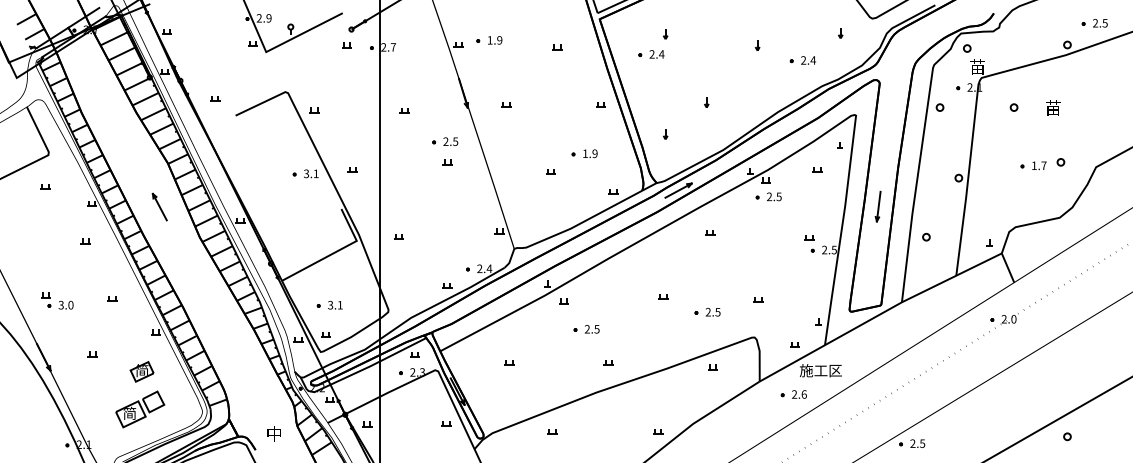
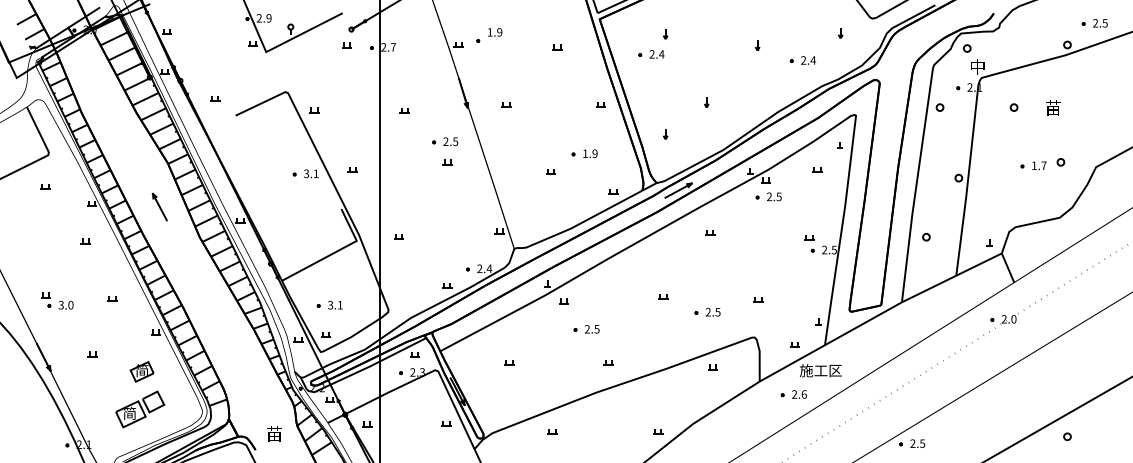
text position: (495, 40) -> (495, 32) (495, 32)
text: 苗 -> 中 (977, 66)
part: present -> none (877, 206)
text: 中 -> 苗 (274, 433)
